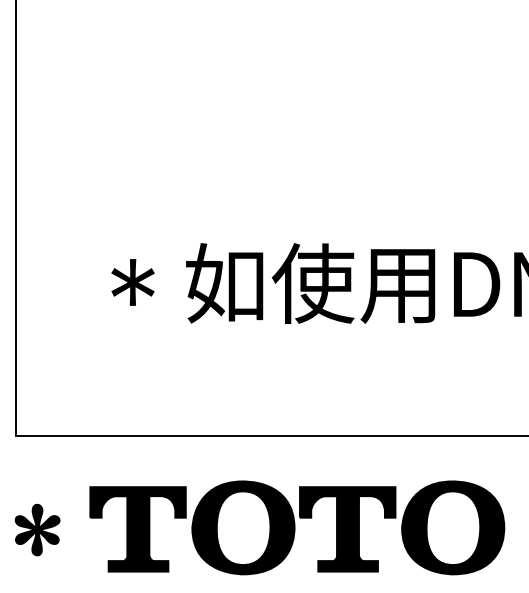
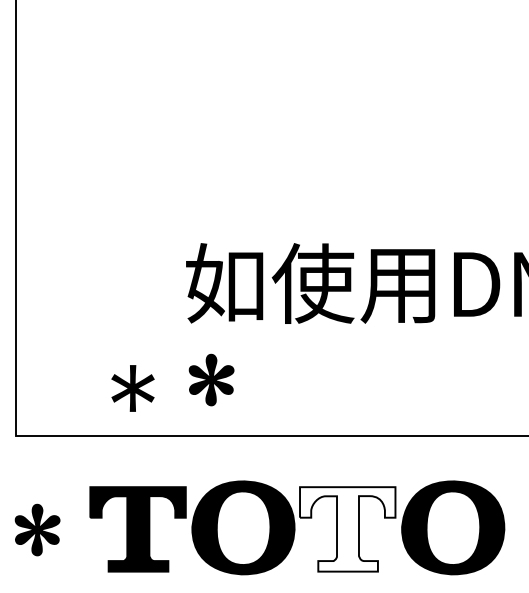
part position: (132, 282) -> (132, 388) (132, 388)
part: none -> present (211, 379)
fill: present -> none (347, 529)
